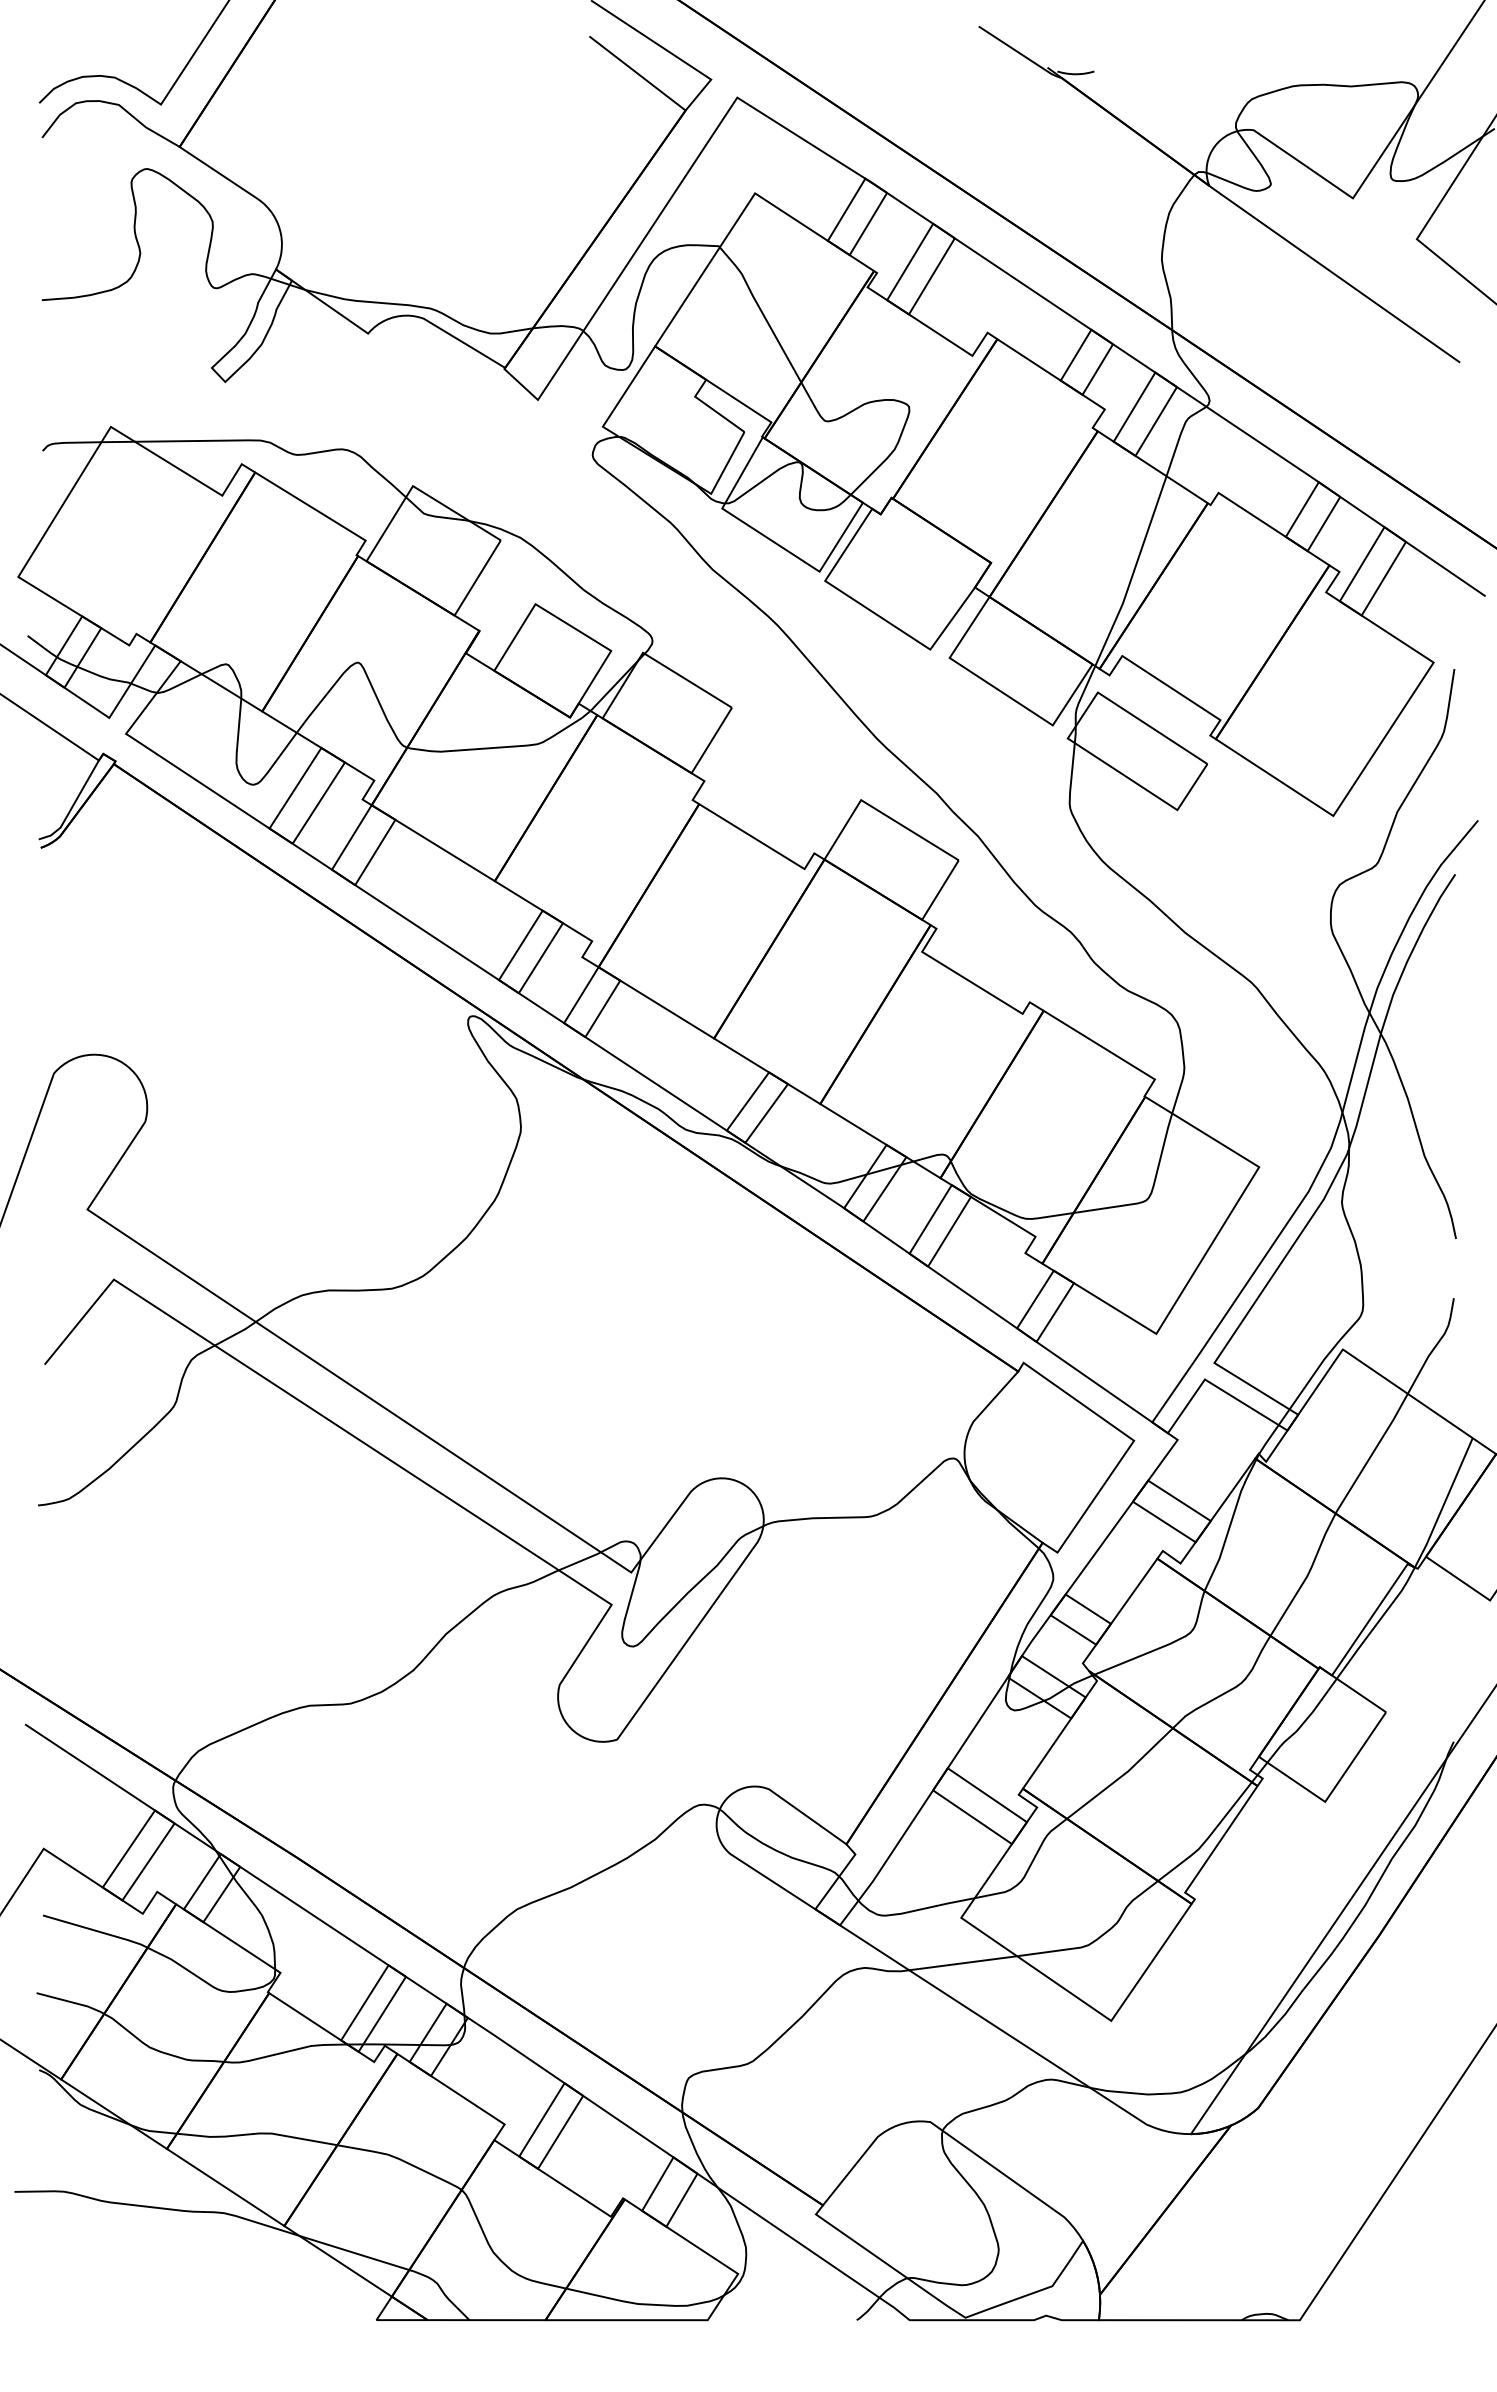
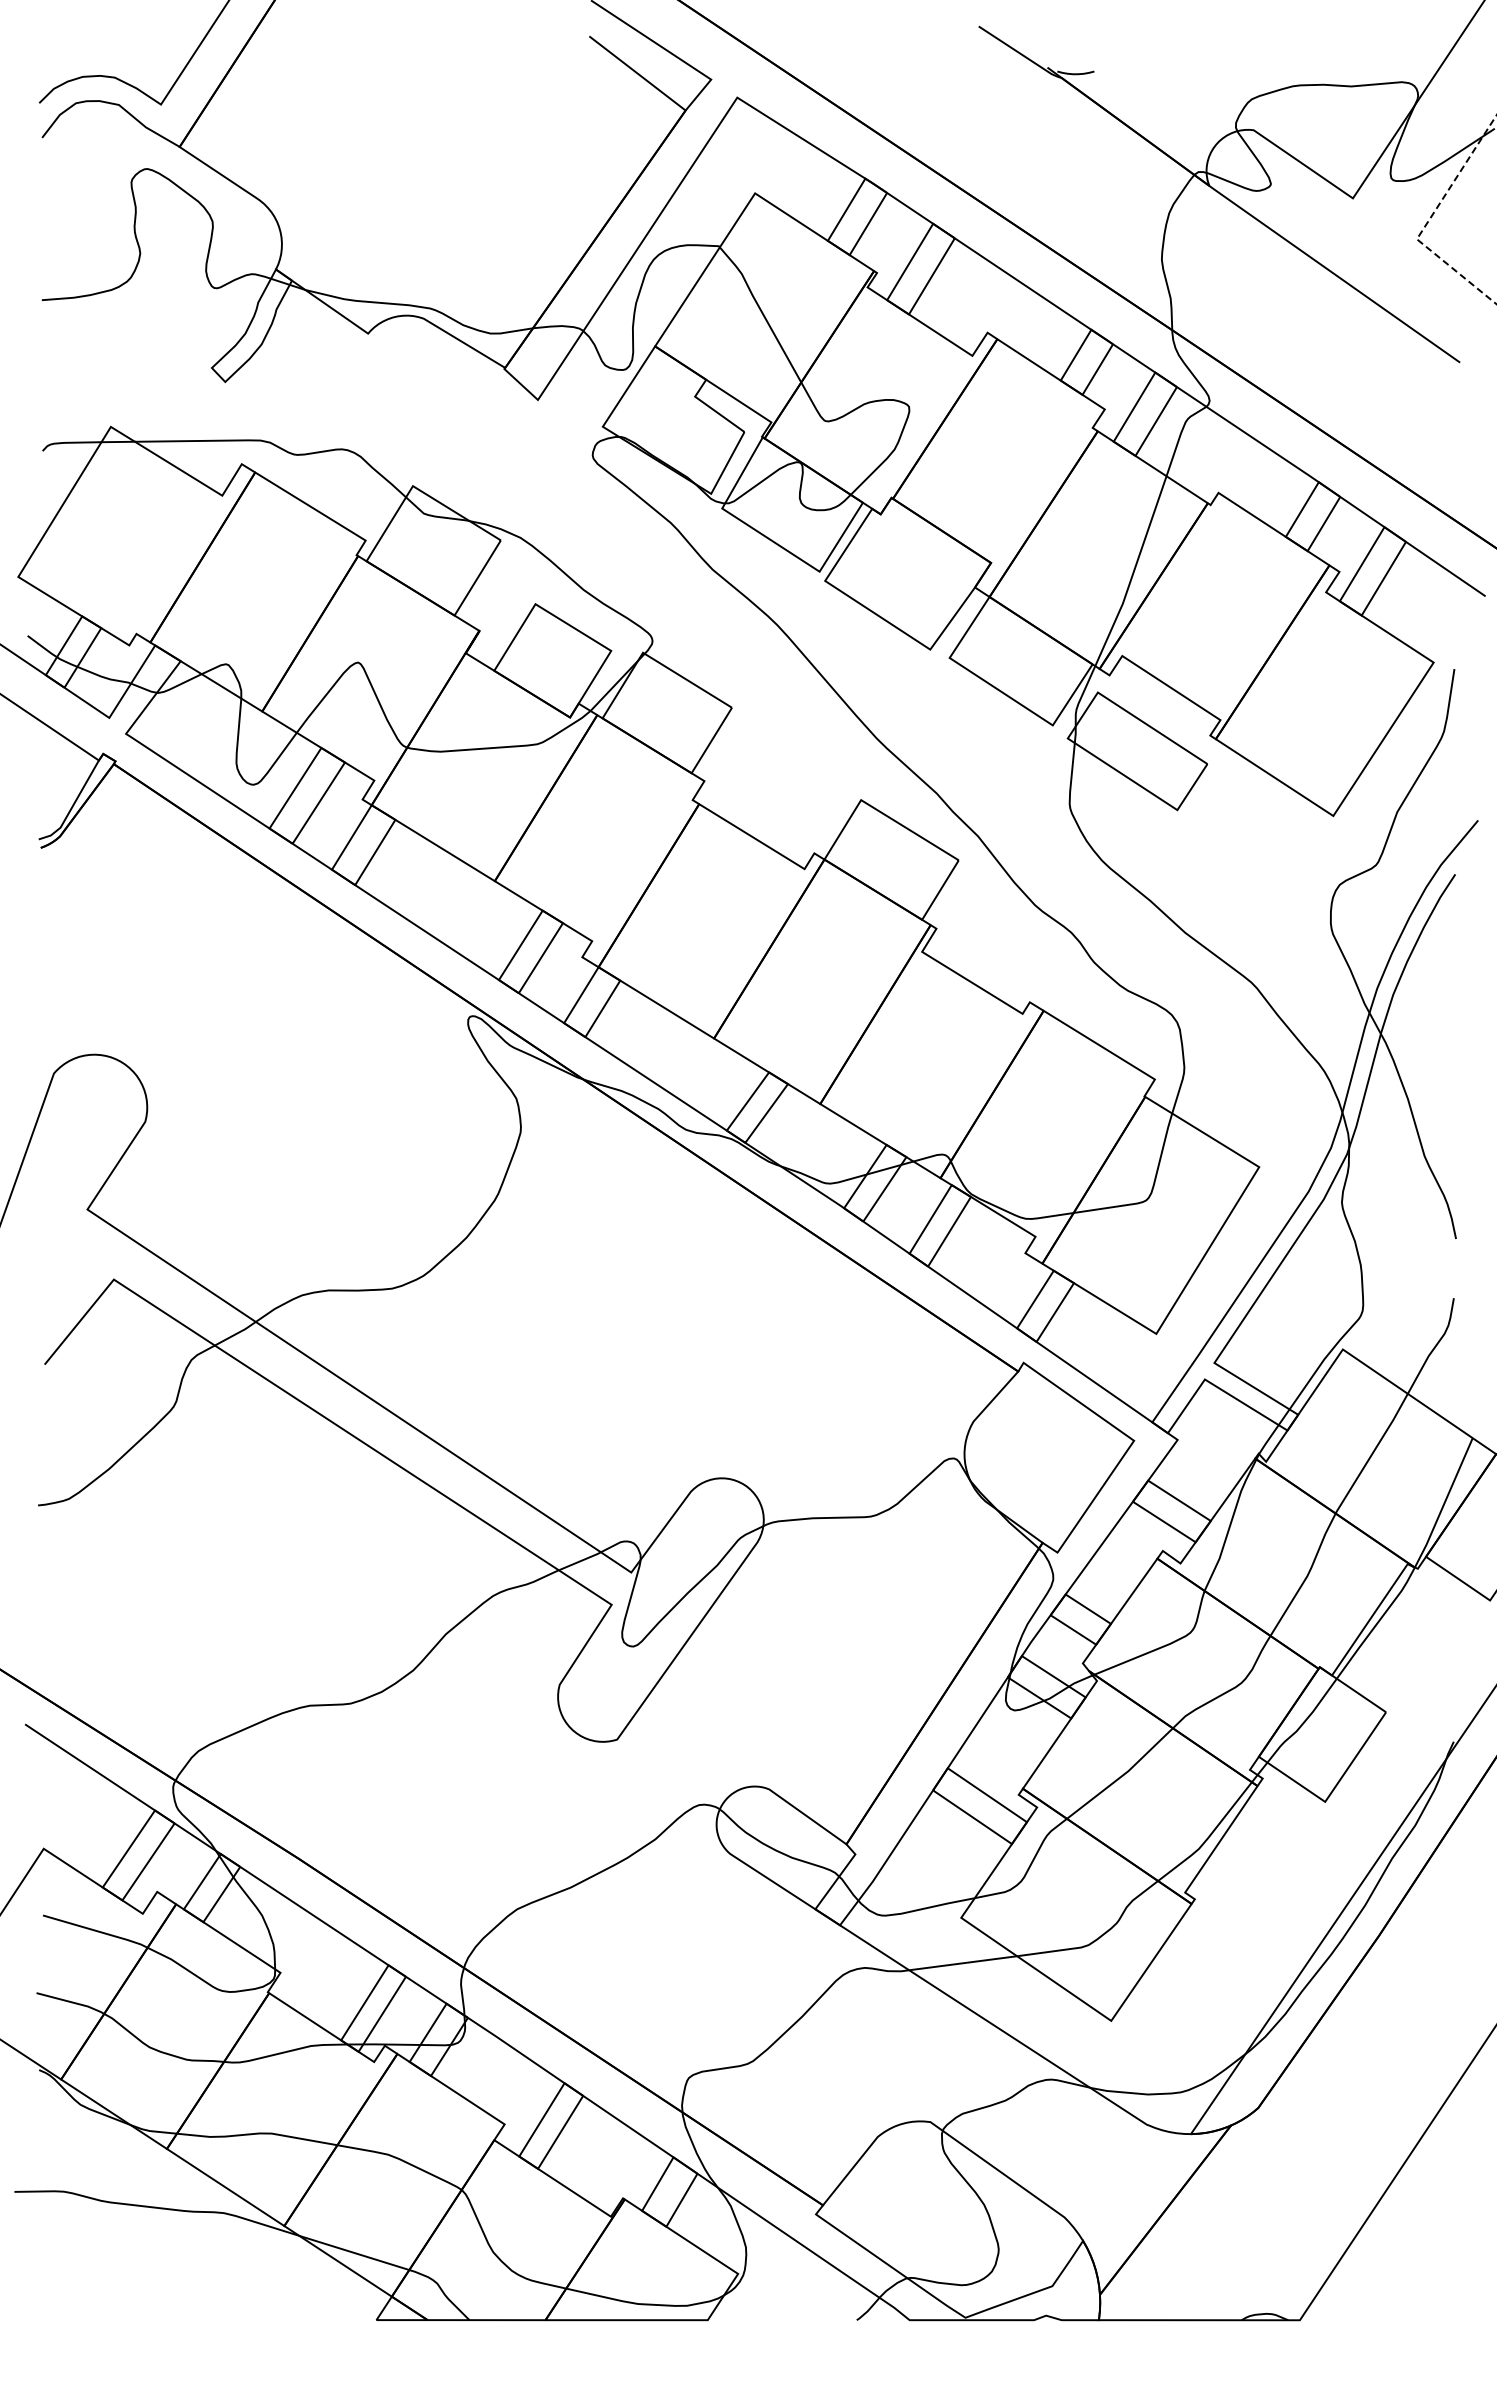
line: solid -> dashed (1428, 220)
